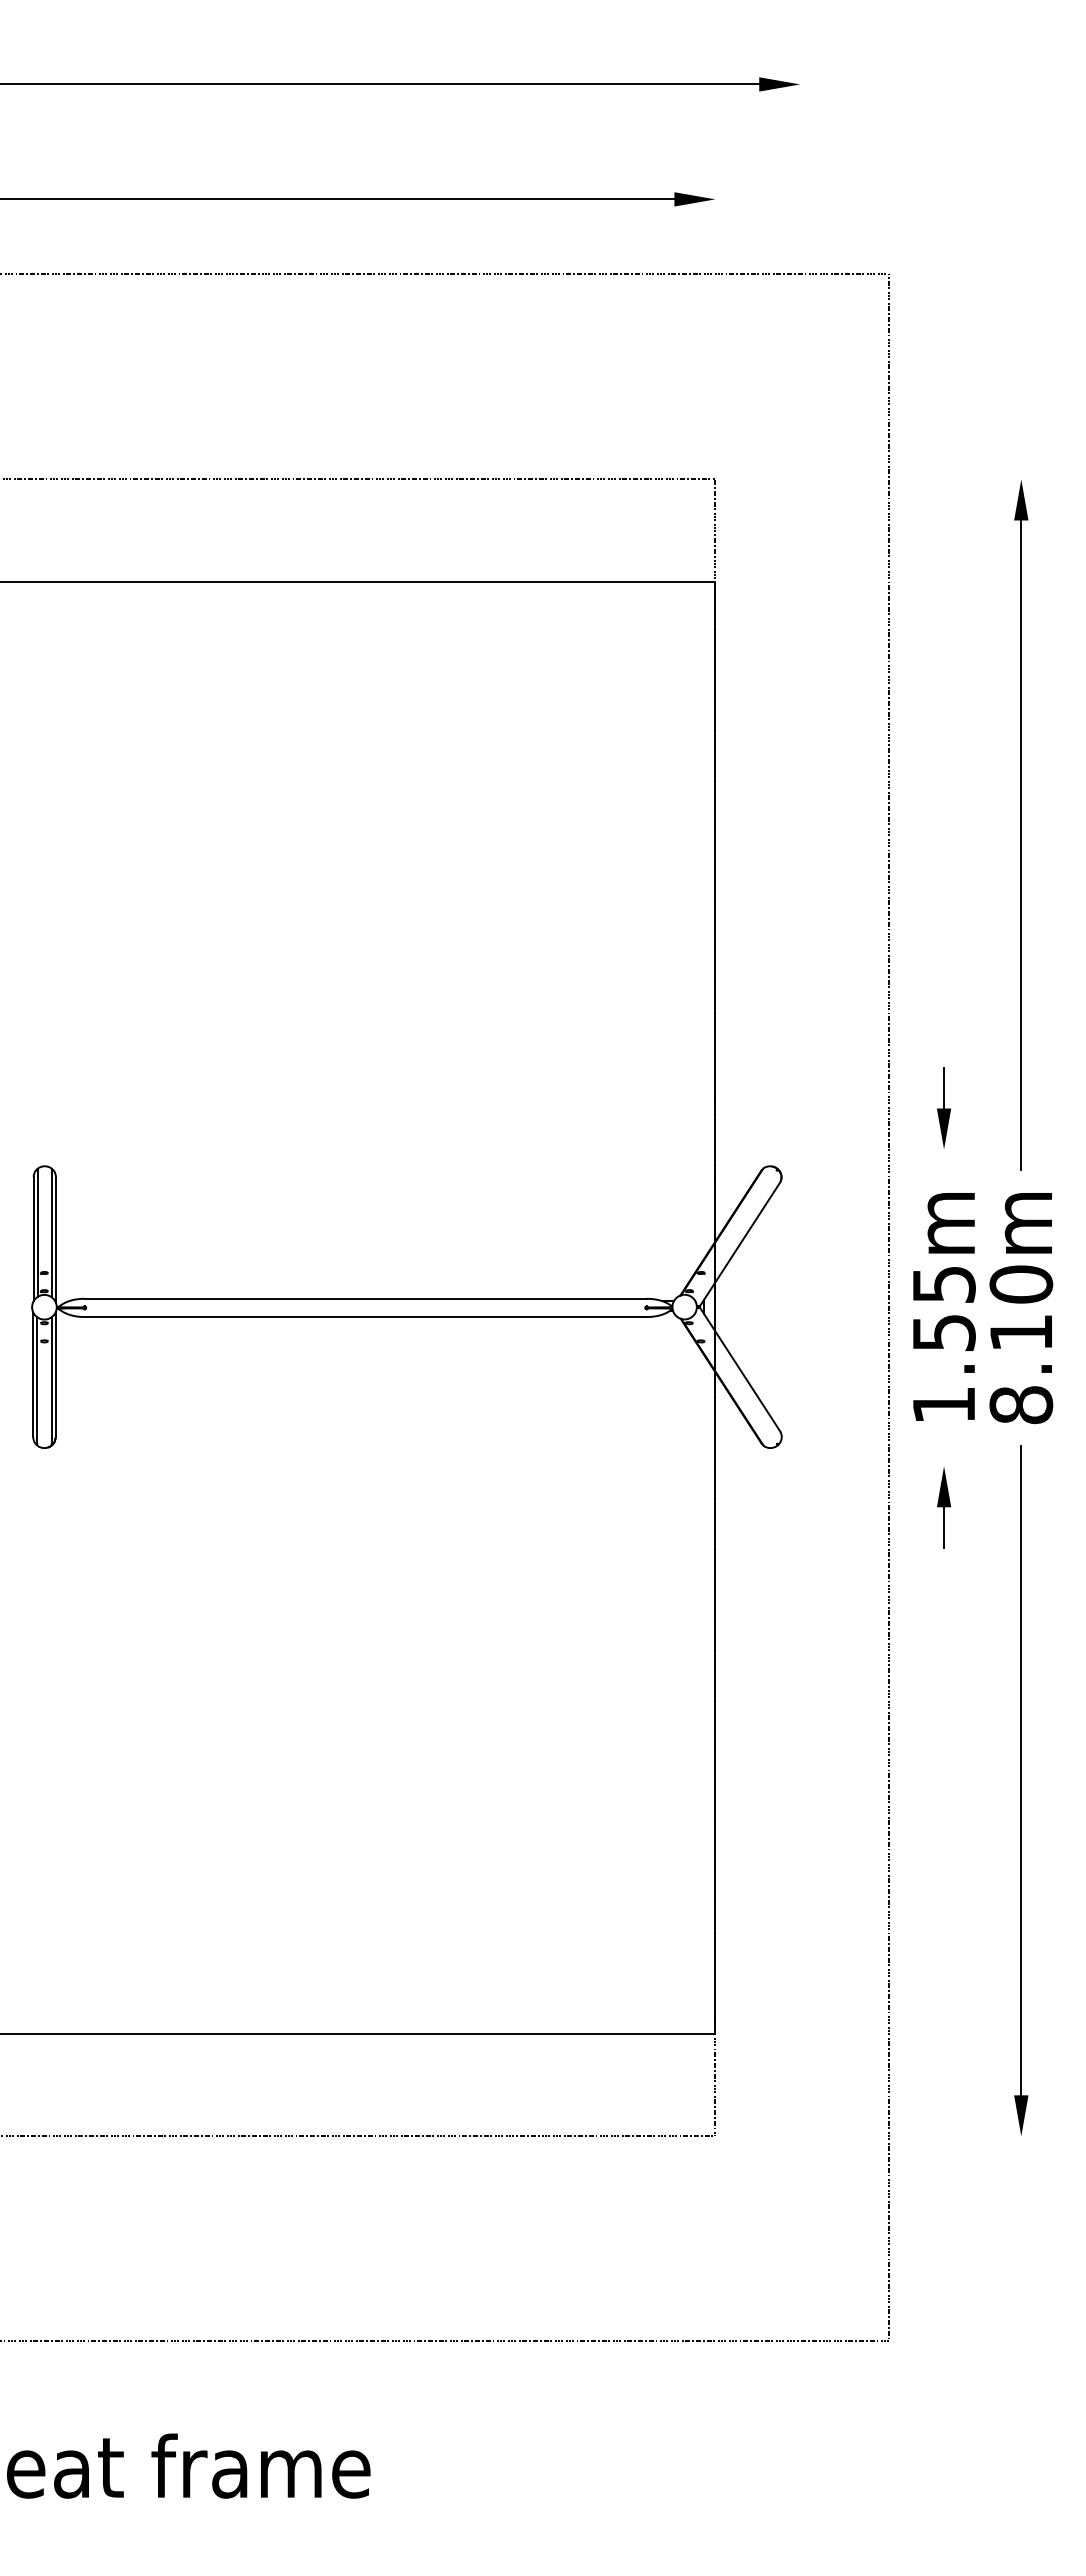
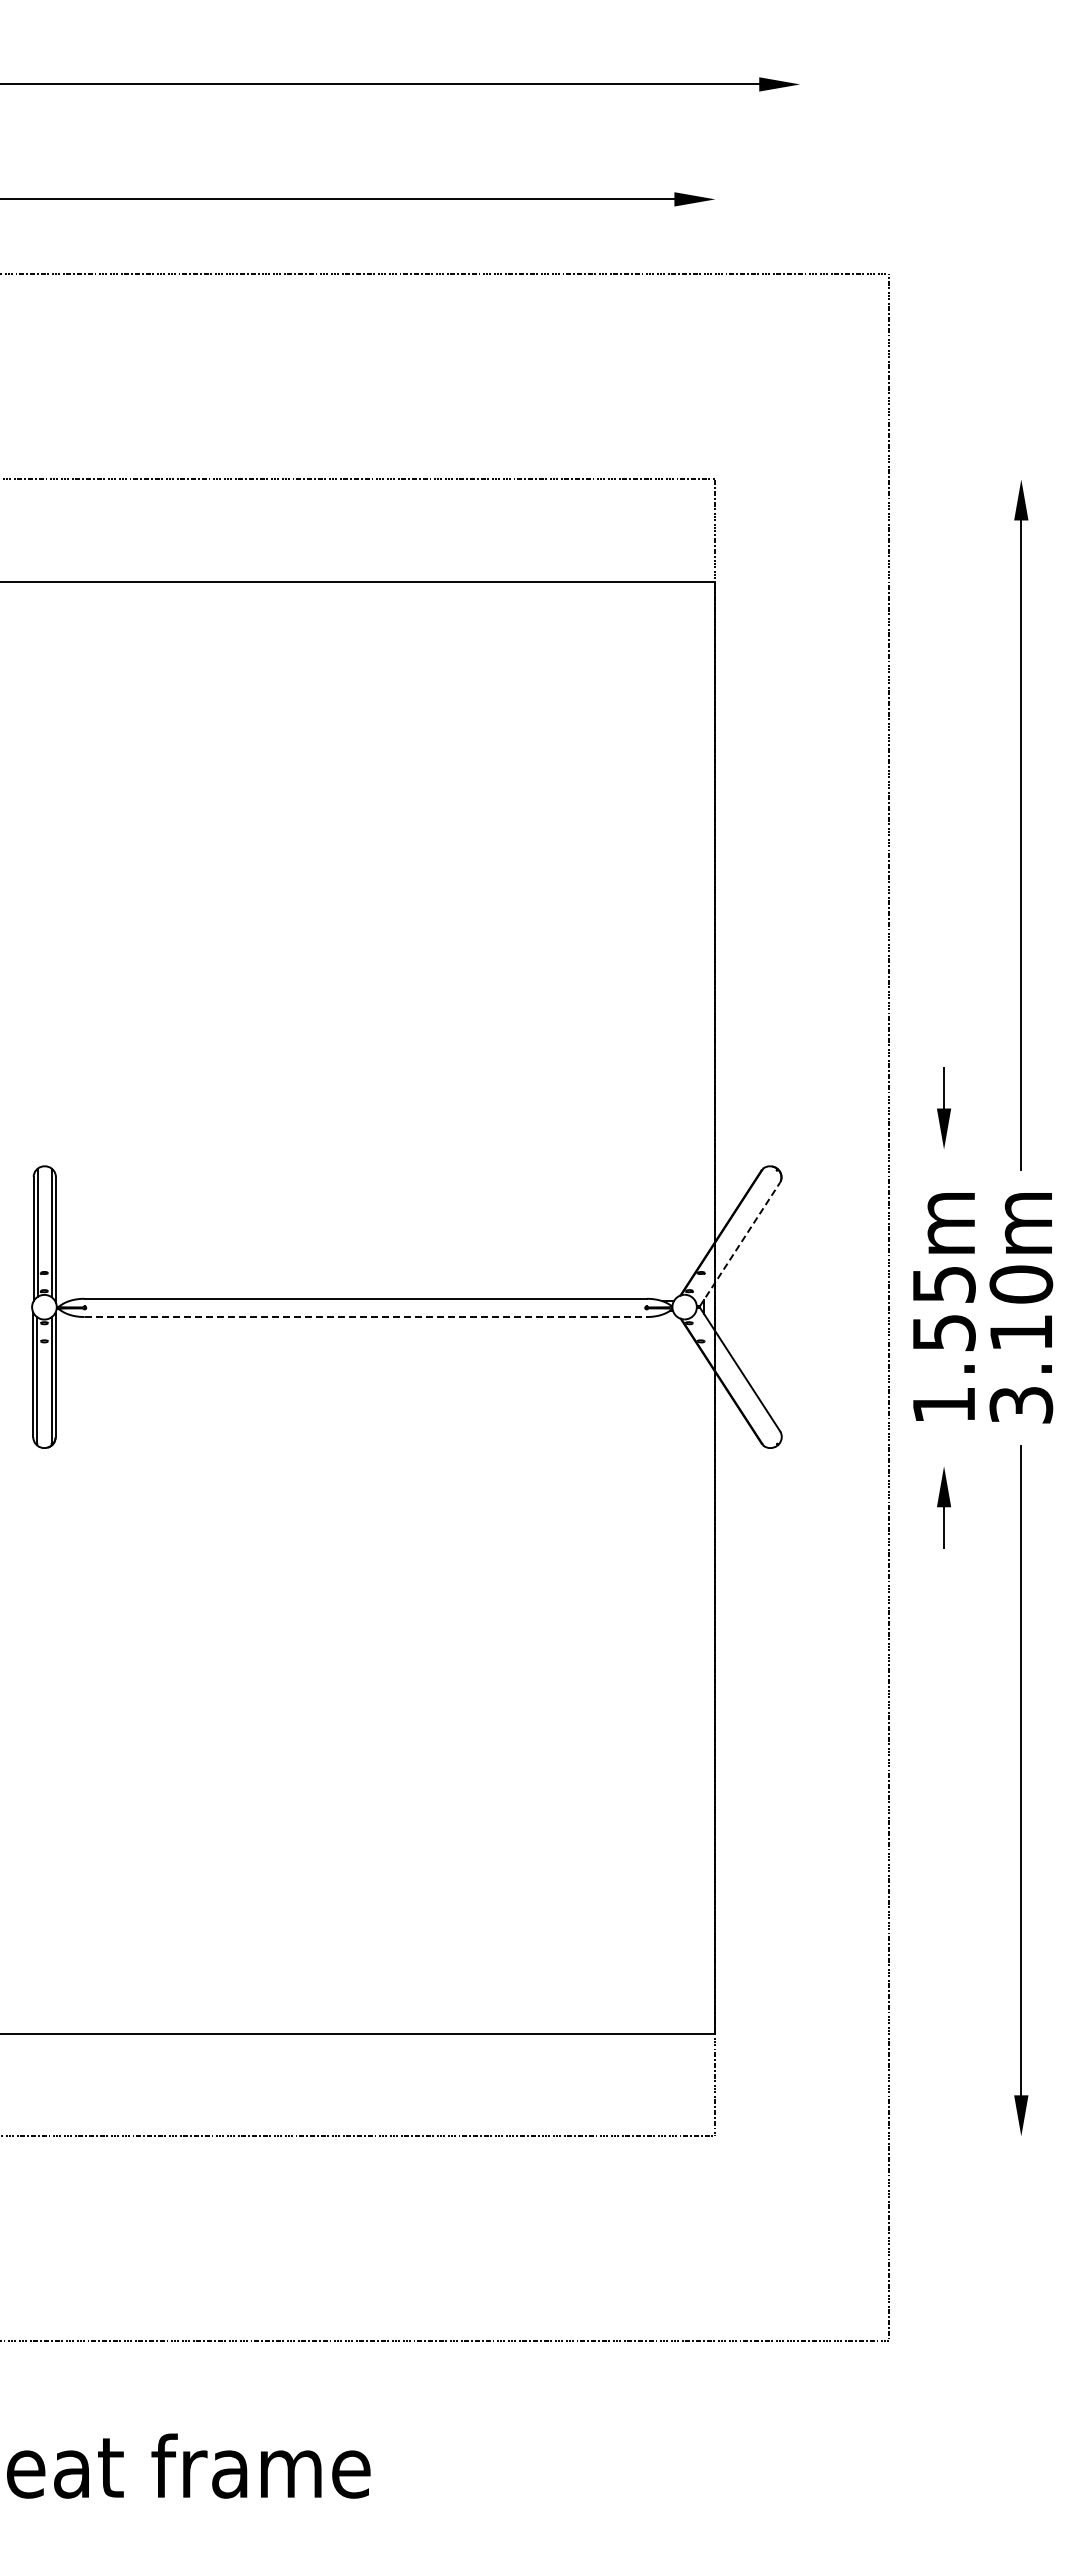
line: solid -> dashed (739, 1244)
line: solid -> dashed (366, 1317)
text: 8.10m -> 3.10m (1021, 1405)
